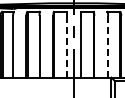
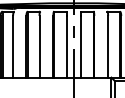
line: dashed -> solid (66, 46)
line: dashed -> solid (108, 46)
